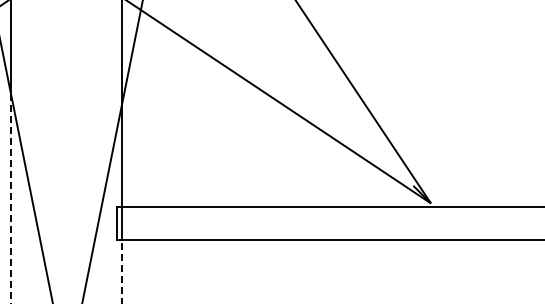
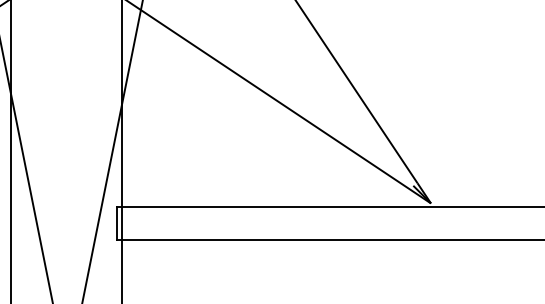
line: dashed -> solid (10, 197)
line: dashed -> solid (121, 271)
